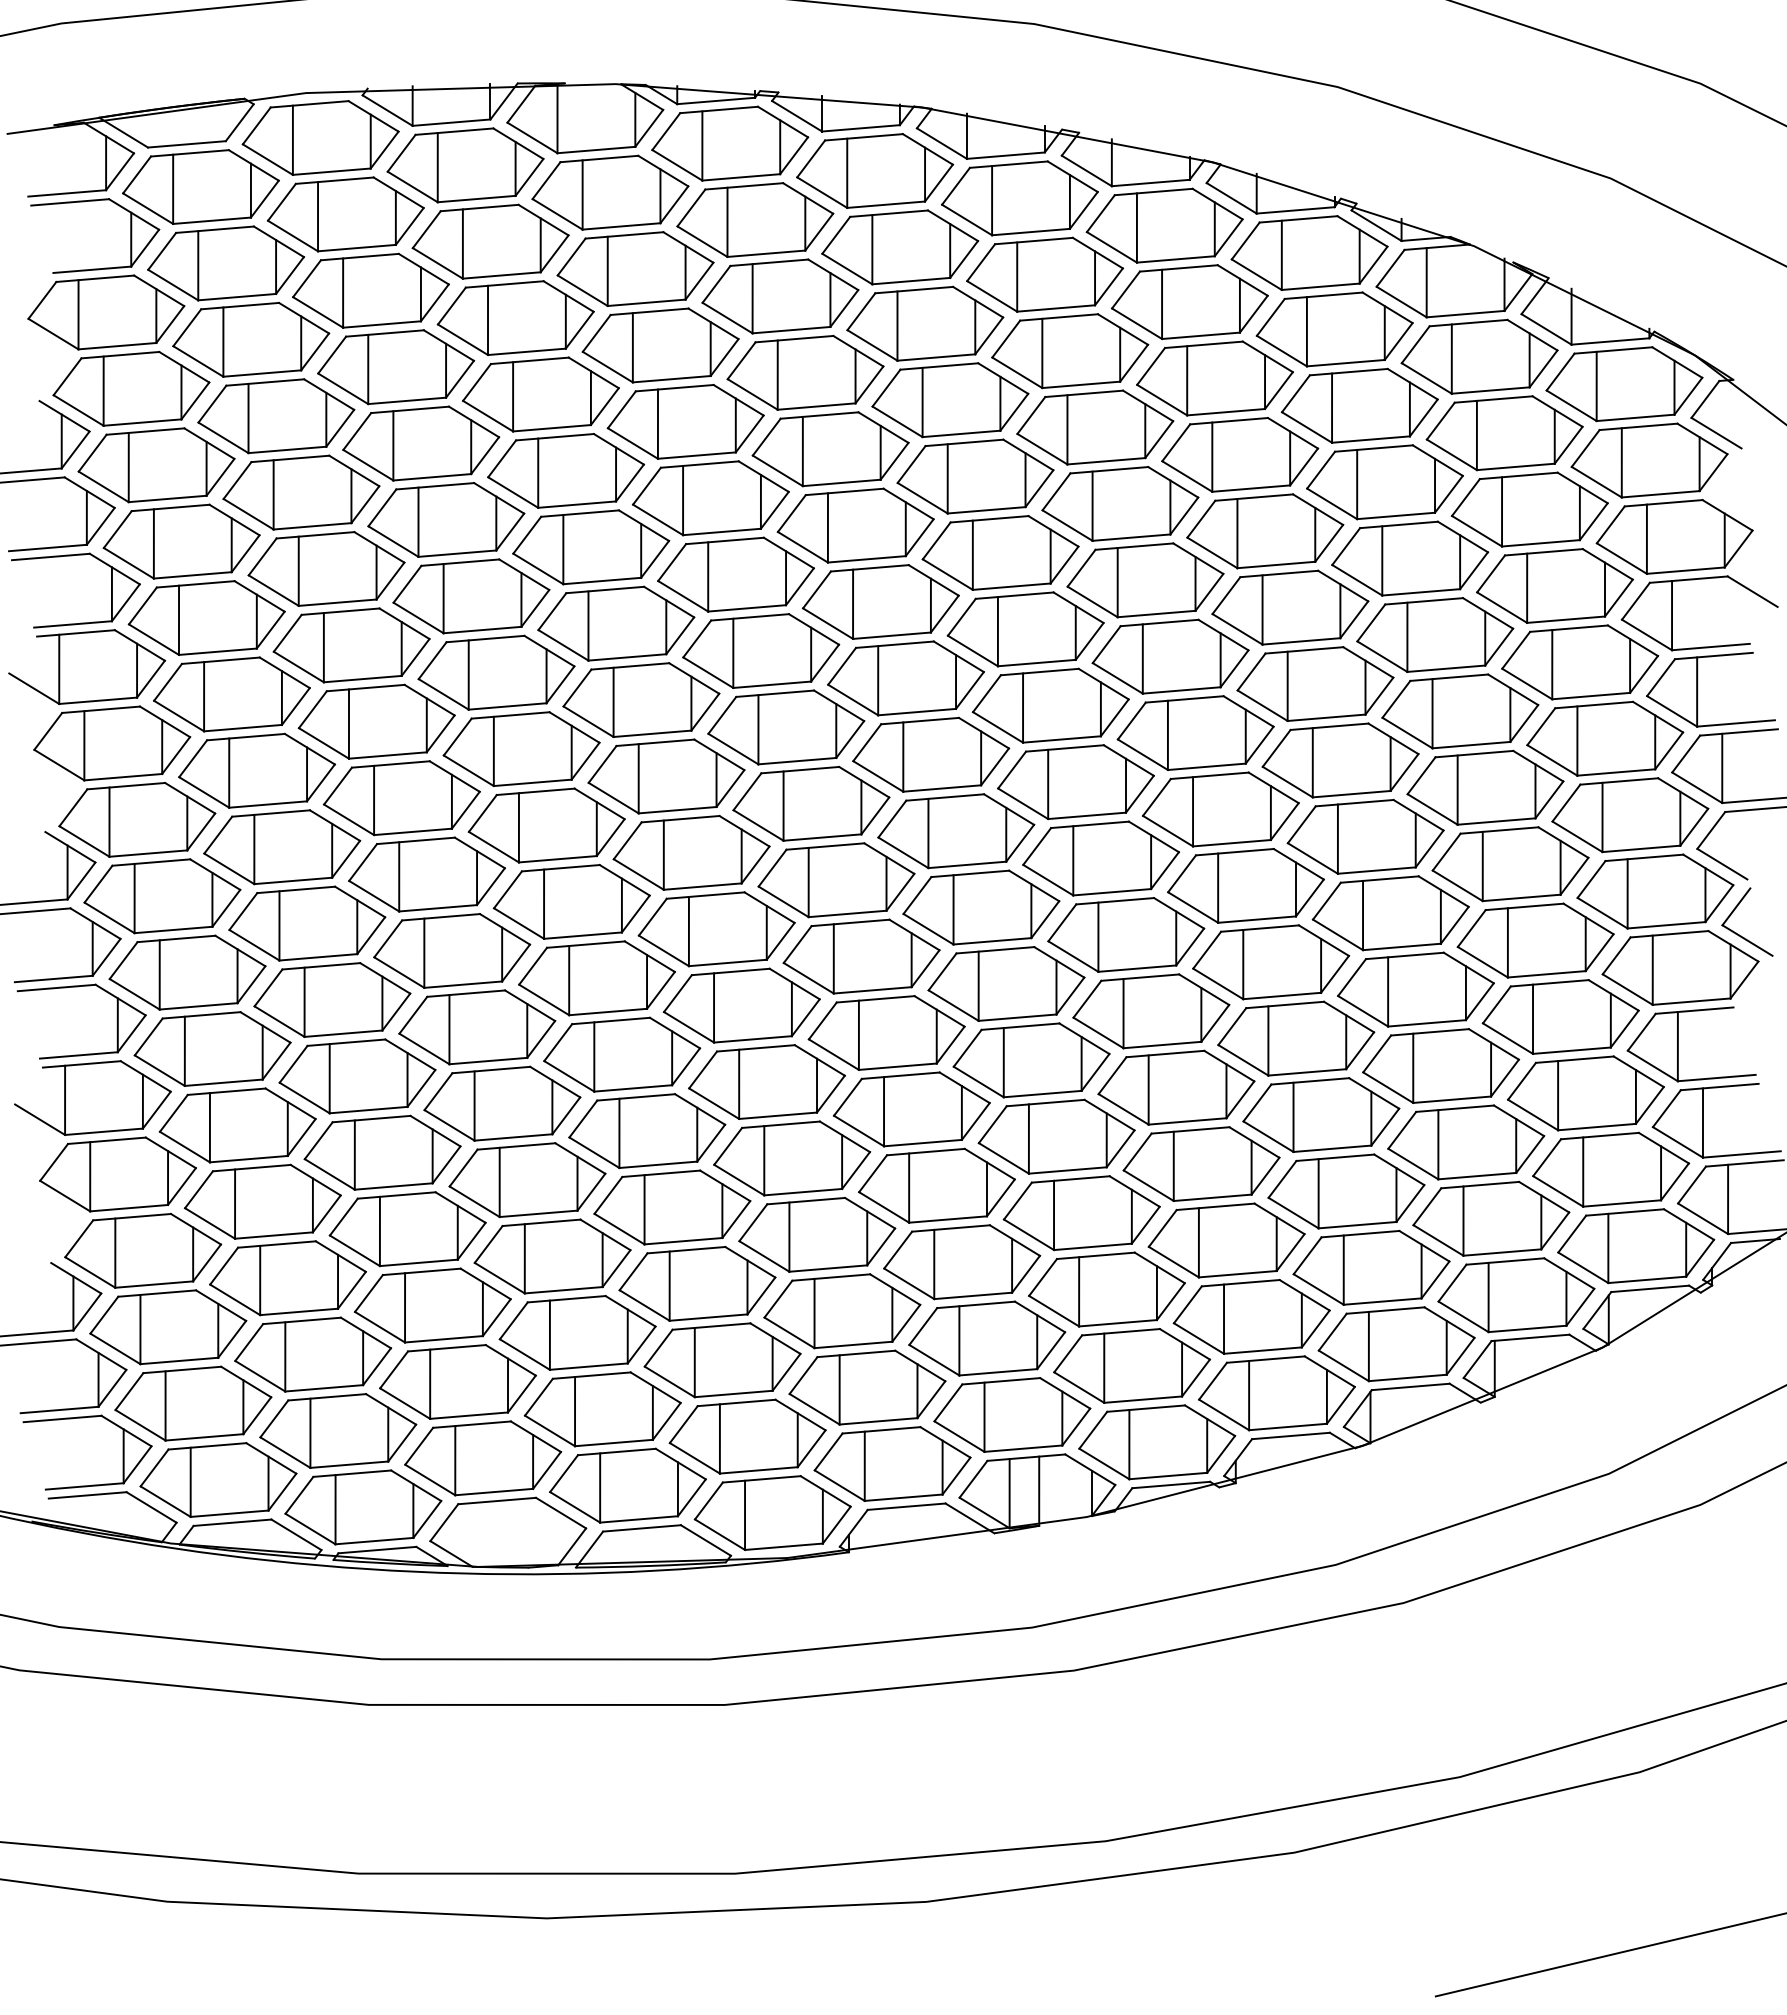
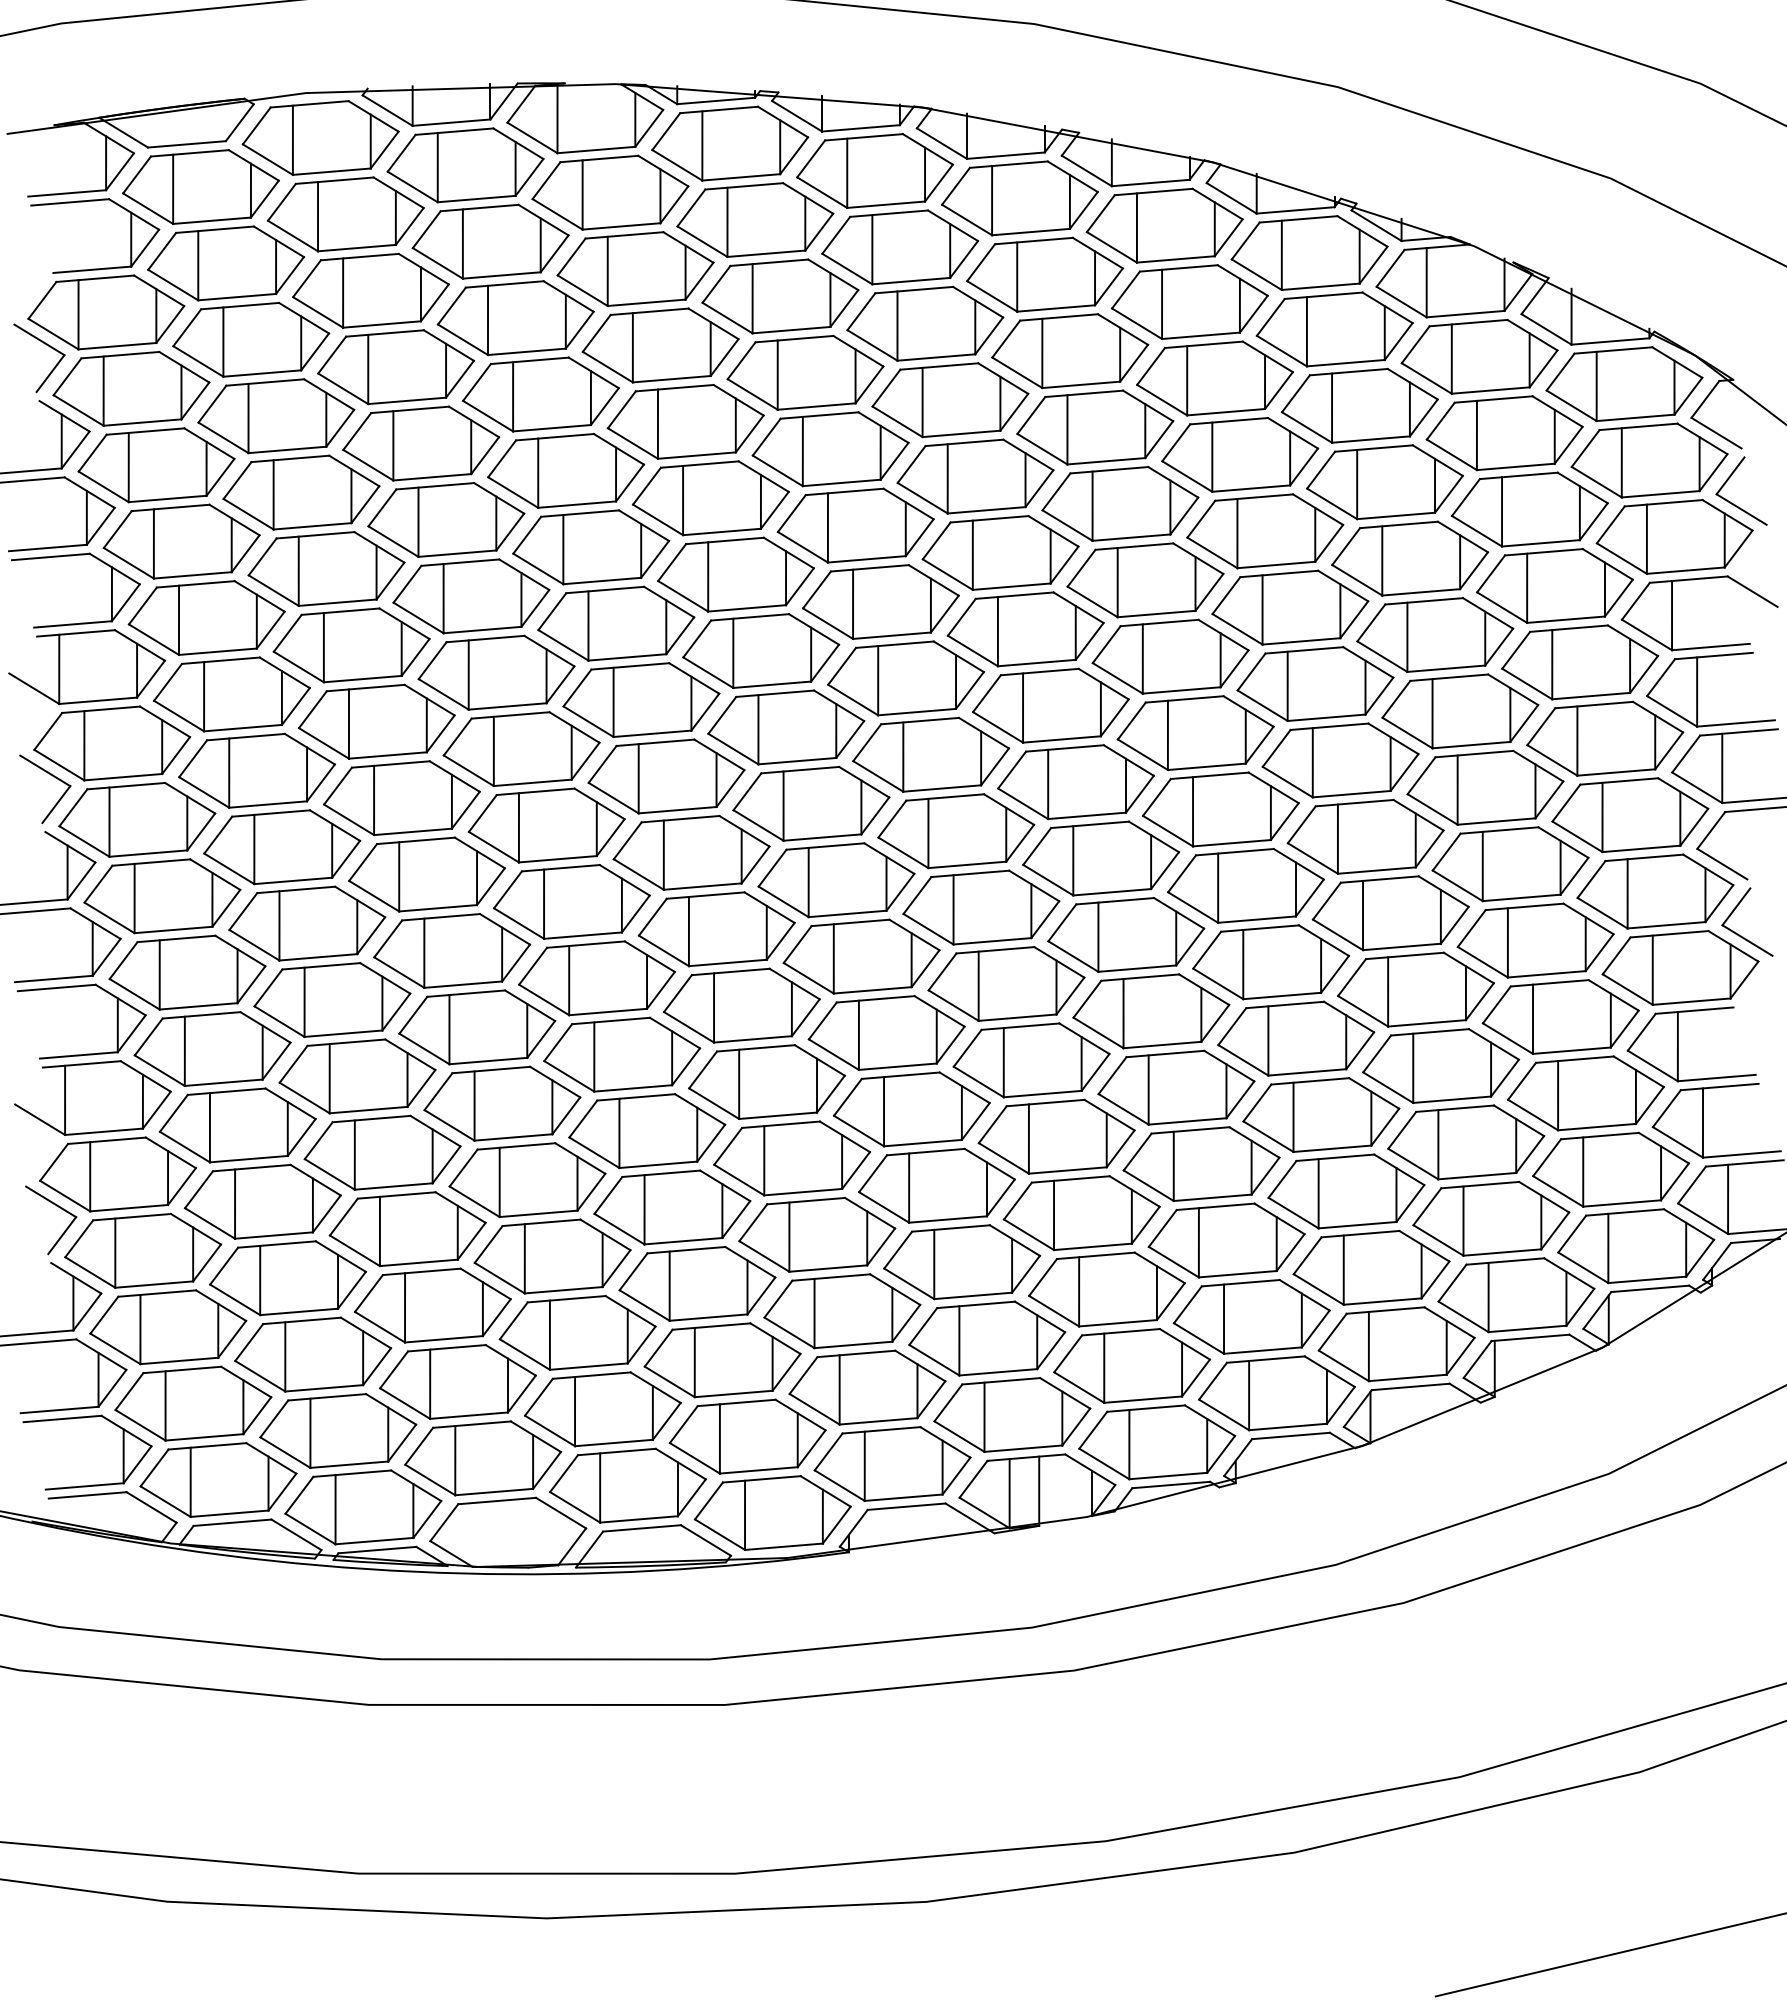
part: none -> present (46, 345)
part: none -> present (1732, 502)
part: none -> present (52, 776)
part: none -> present (59, 1208)
